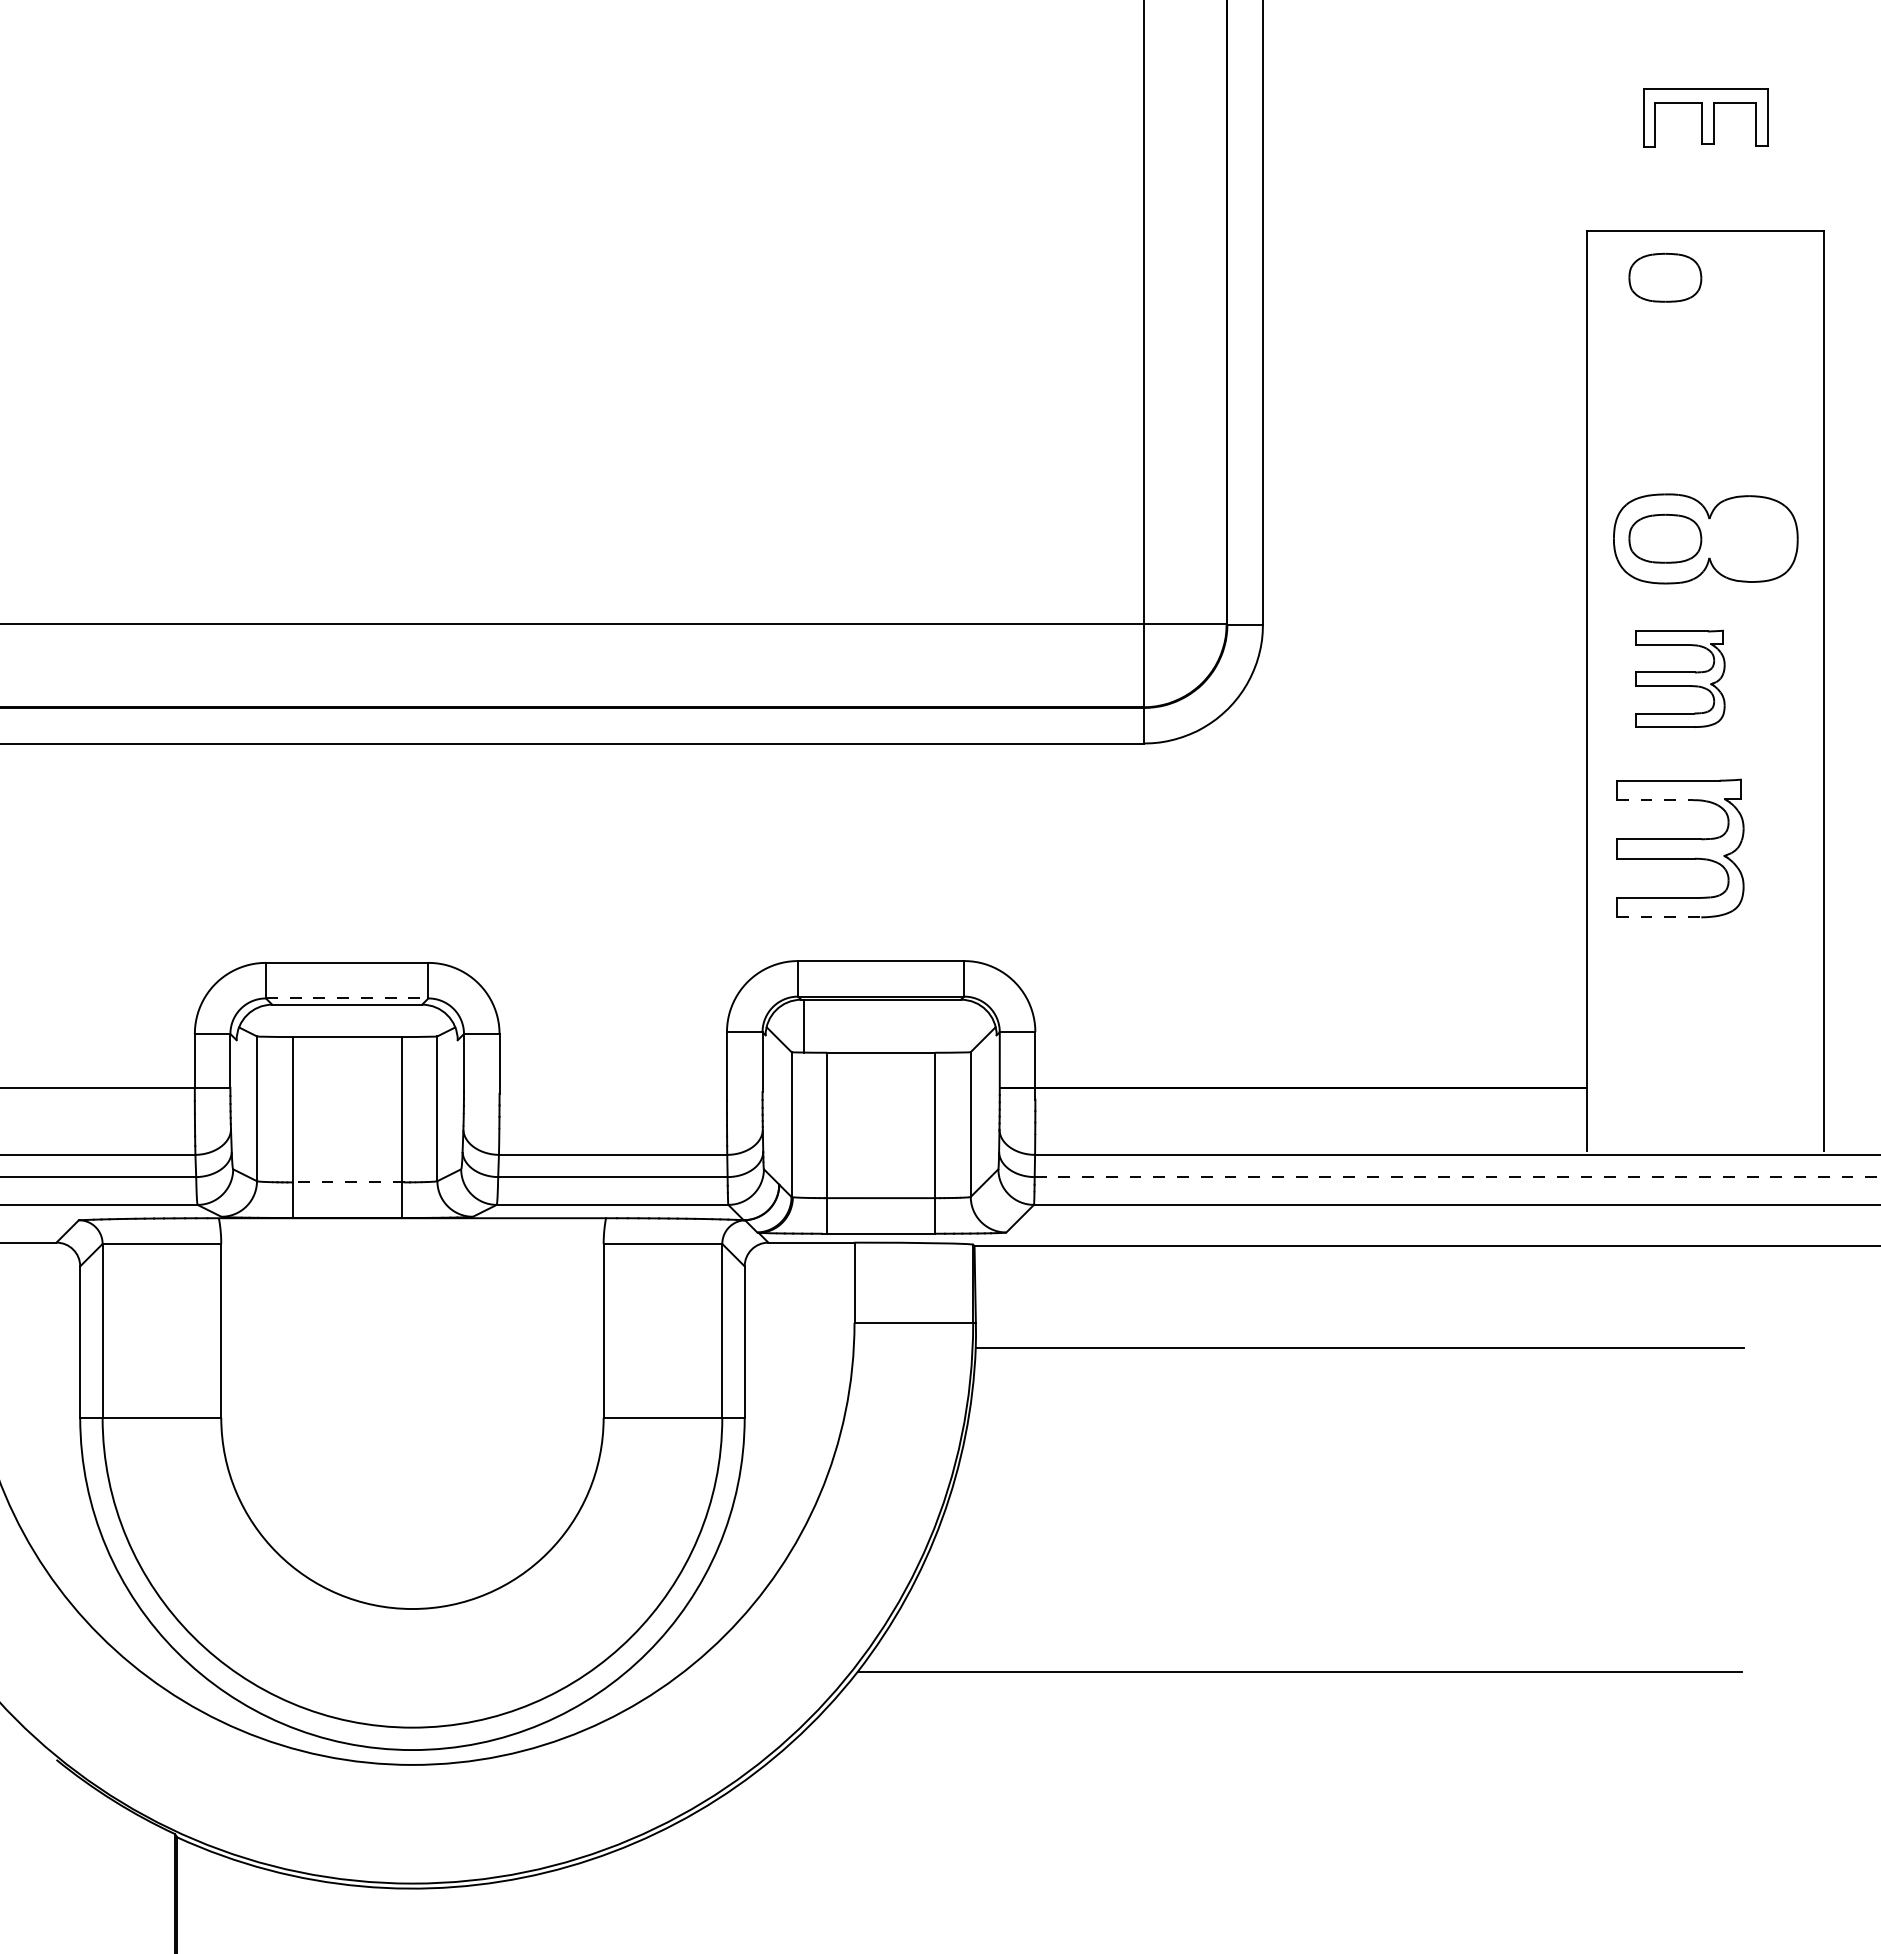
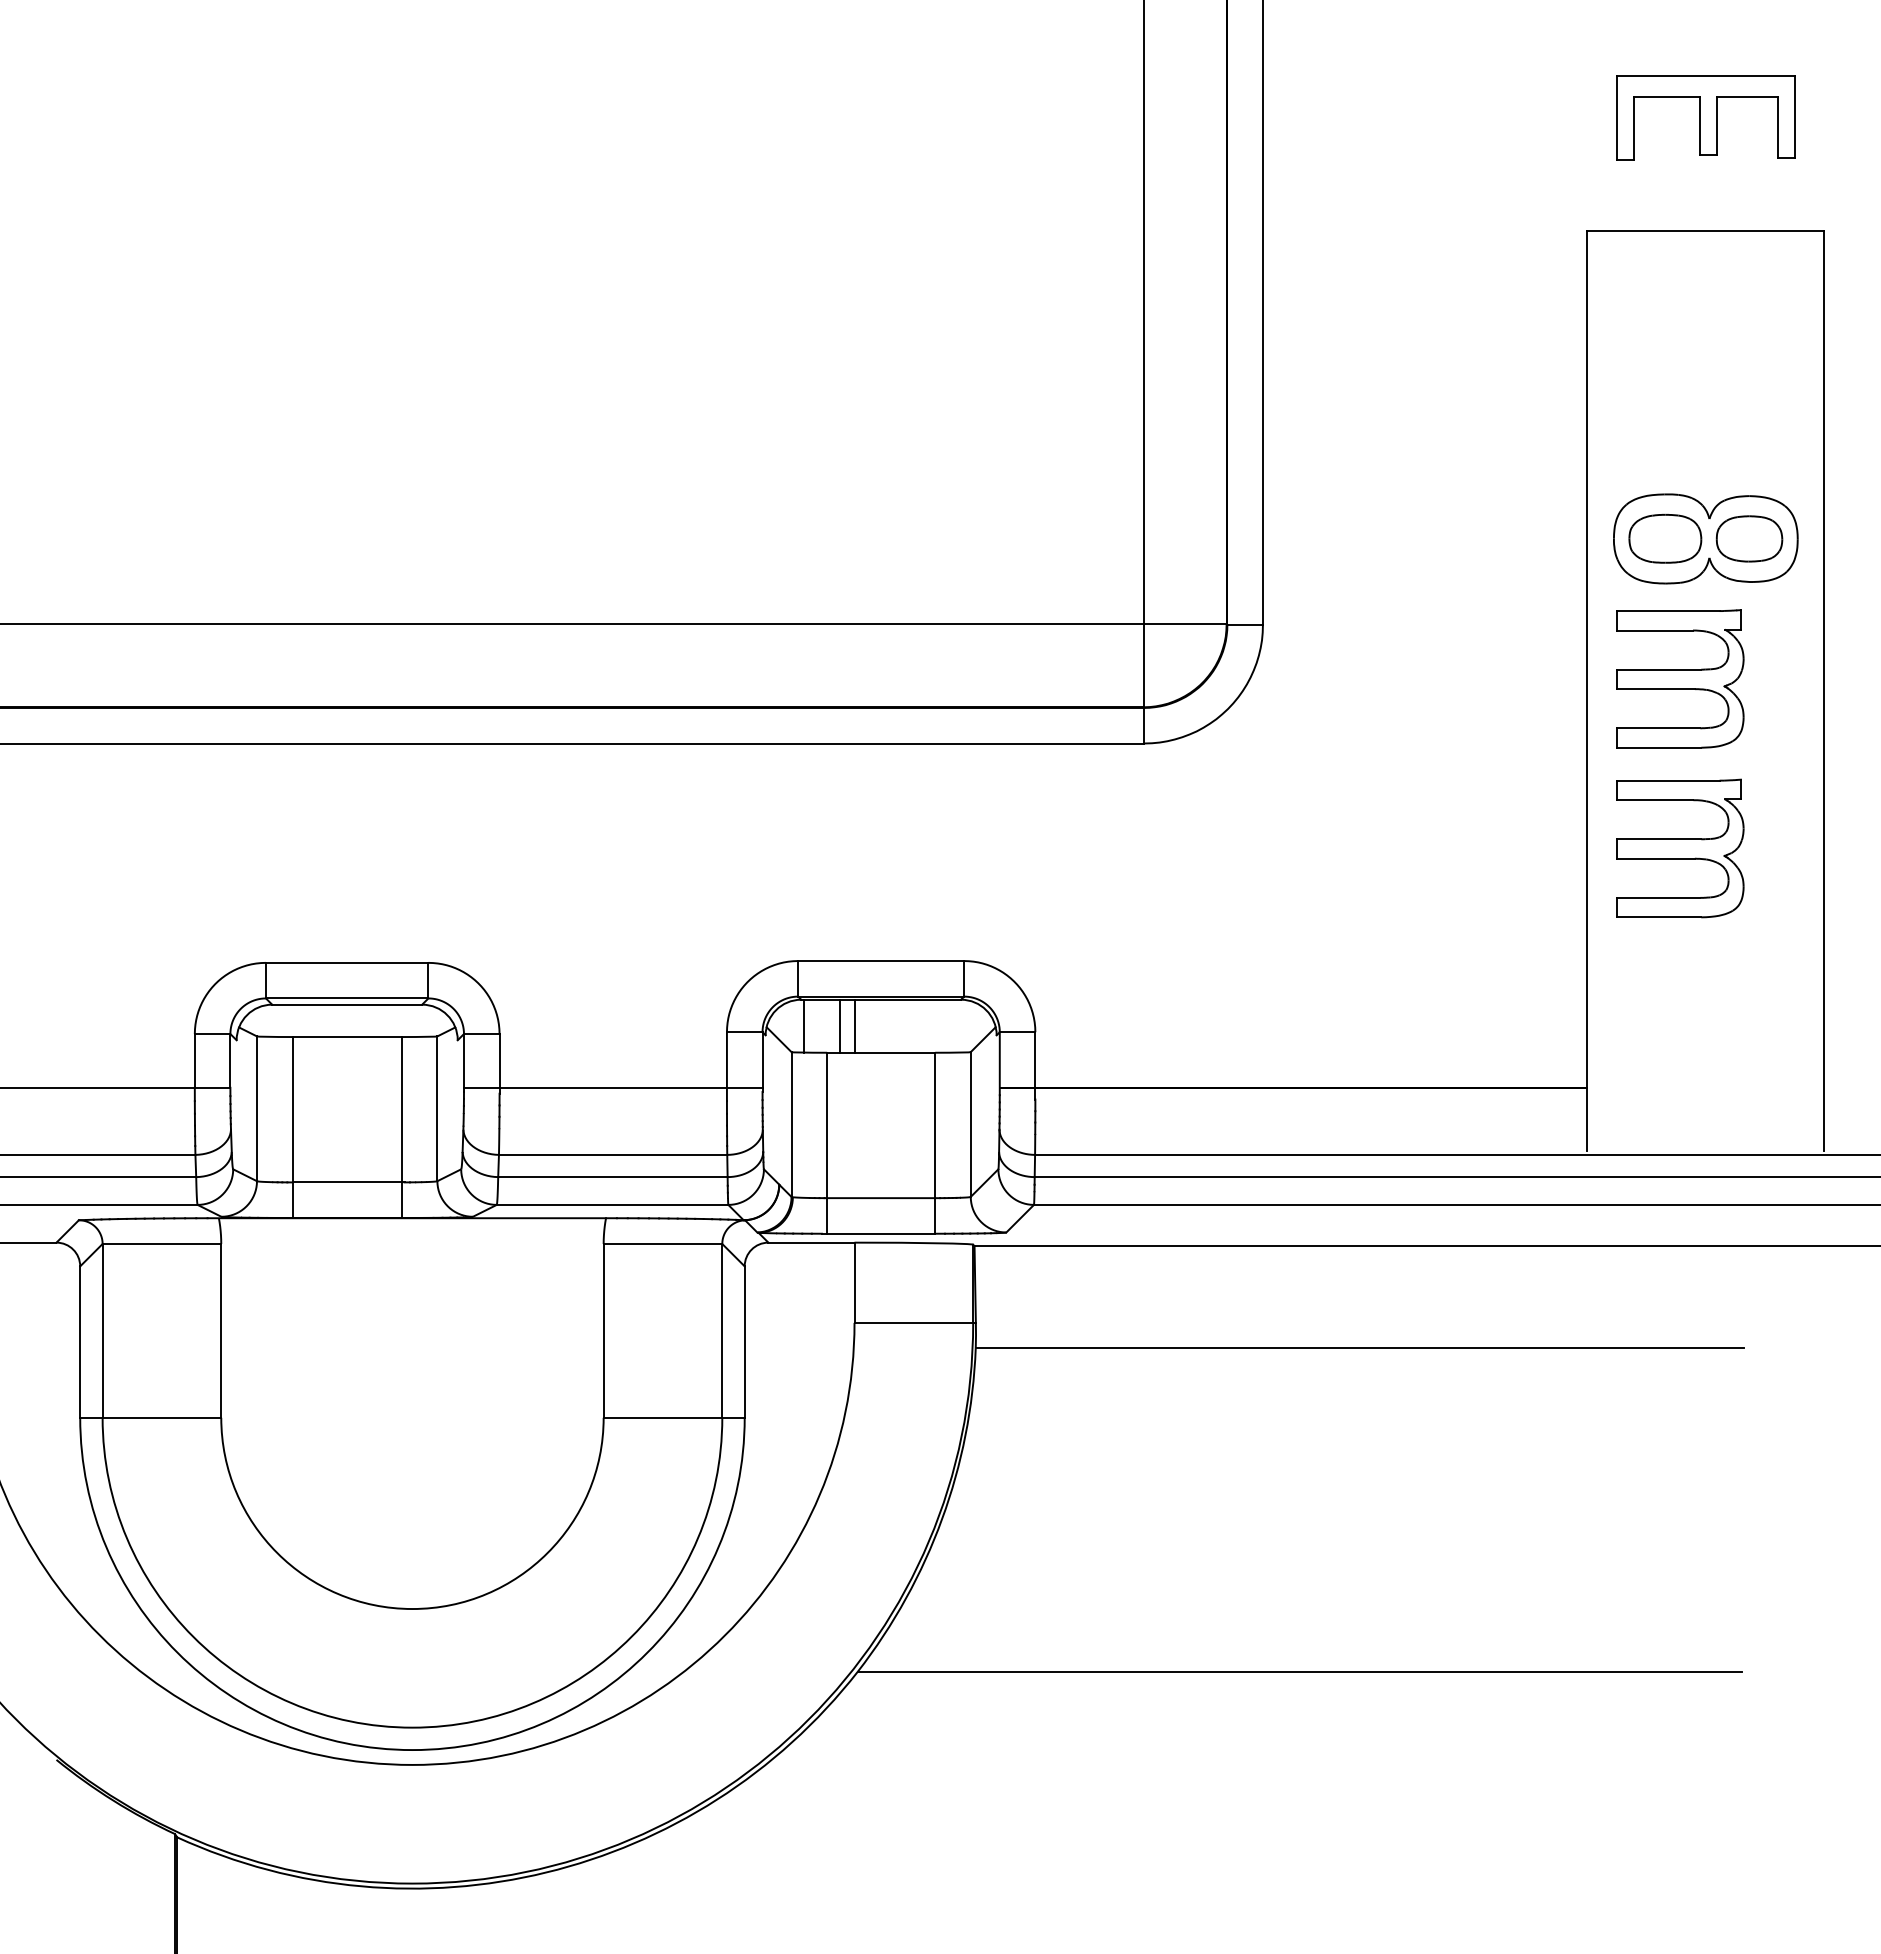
part size: 126x60 px -> 180x86 px (1705, 117)
part: present -> none (1665, 277)
part: none -> present (1749, 538)
part size: 91x99 px -> 129x140 px (1680, 678)
line: dashed -> solid (1655, 800)
line: dashed -> solid (1659, 917)
line: dashed -> solid (347, 998)
line: none -> present (839, 1025)
line: none -> present (854, 1025)
line: none -> present (613, 1087)
line: dashed -> solid (1457, 1177)
line: dashed -> solid (348, 1182)
